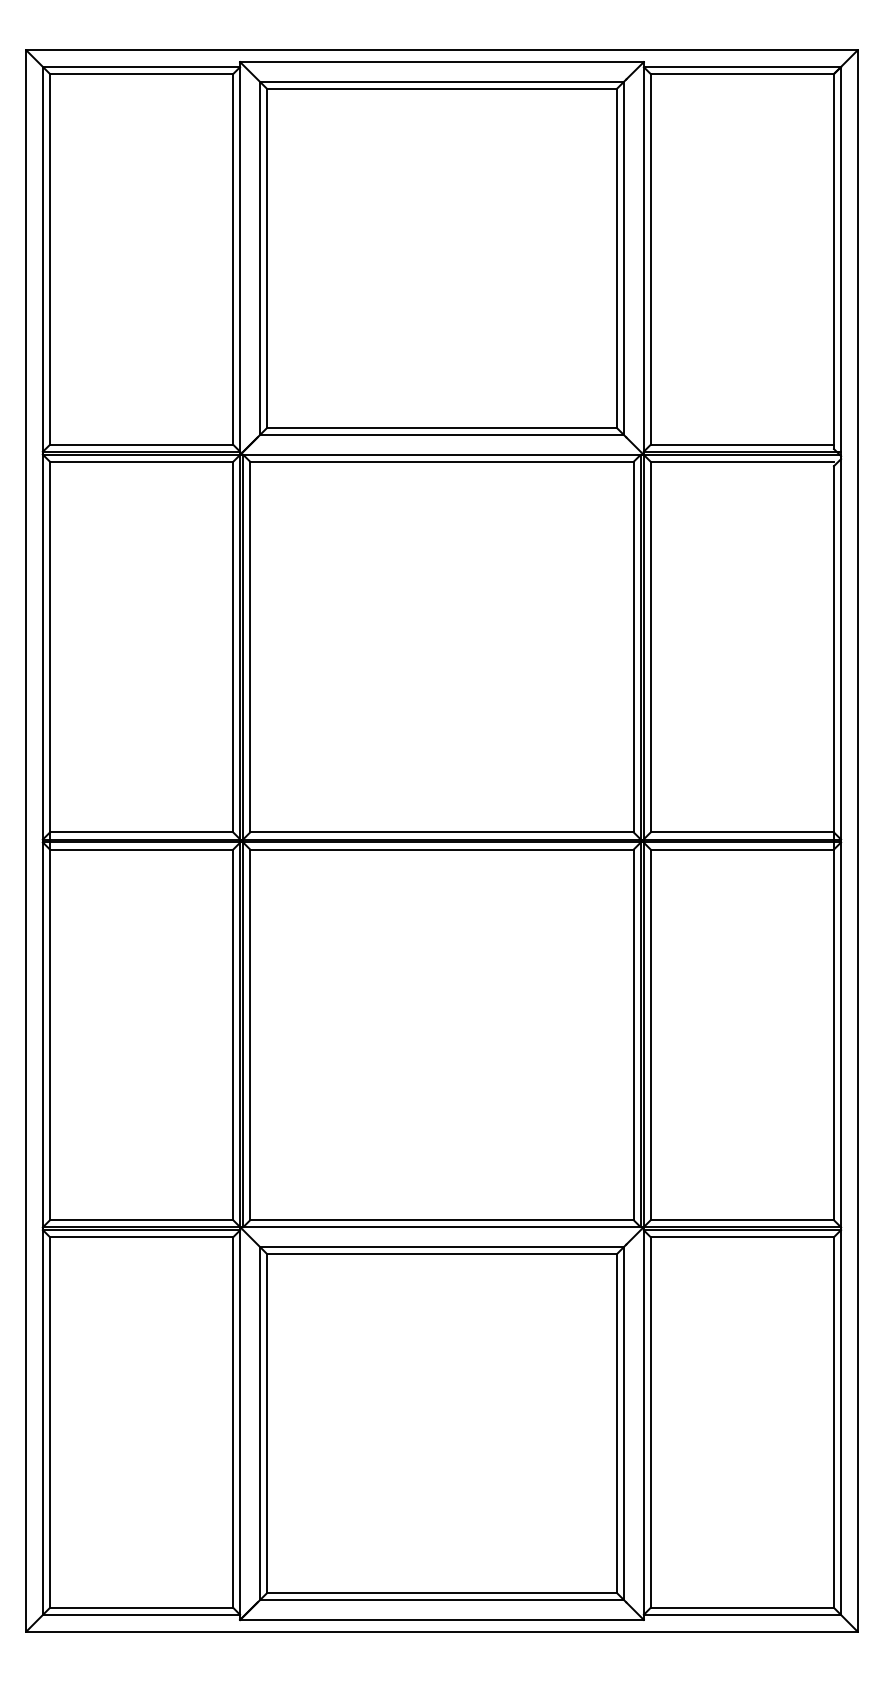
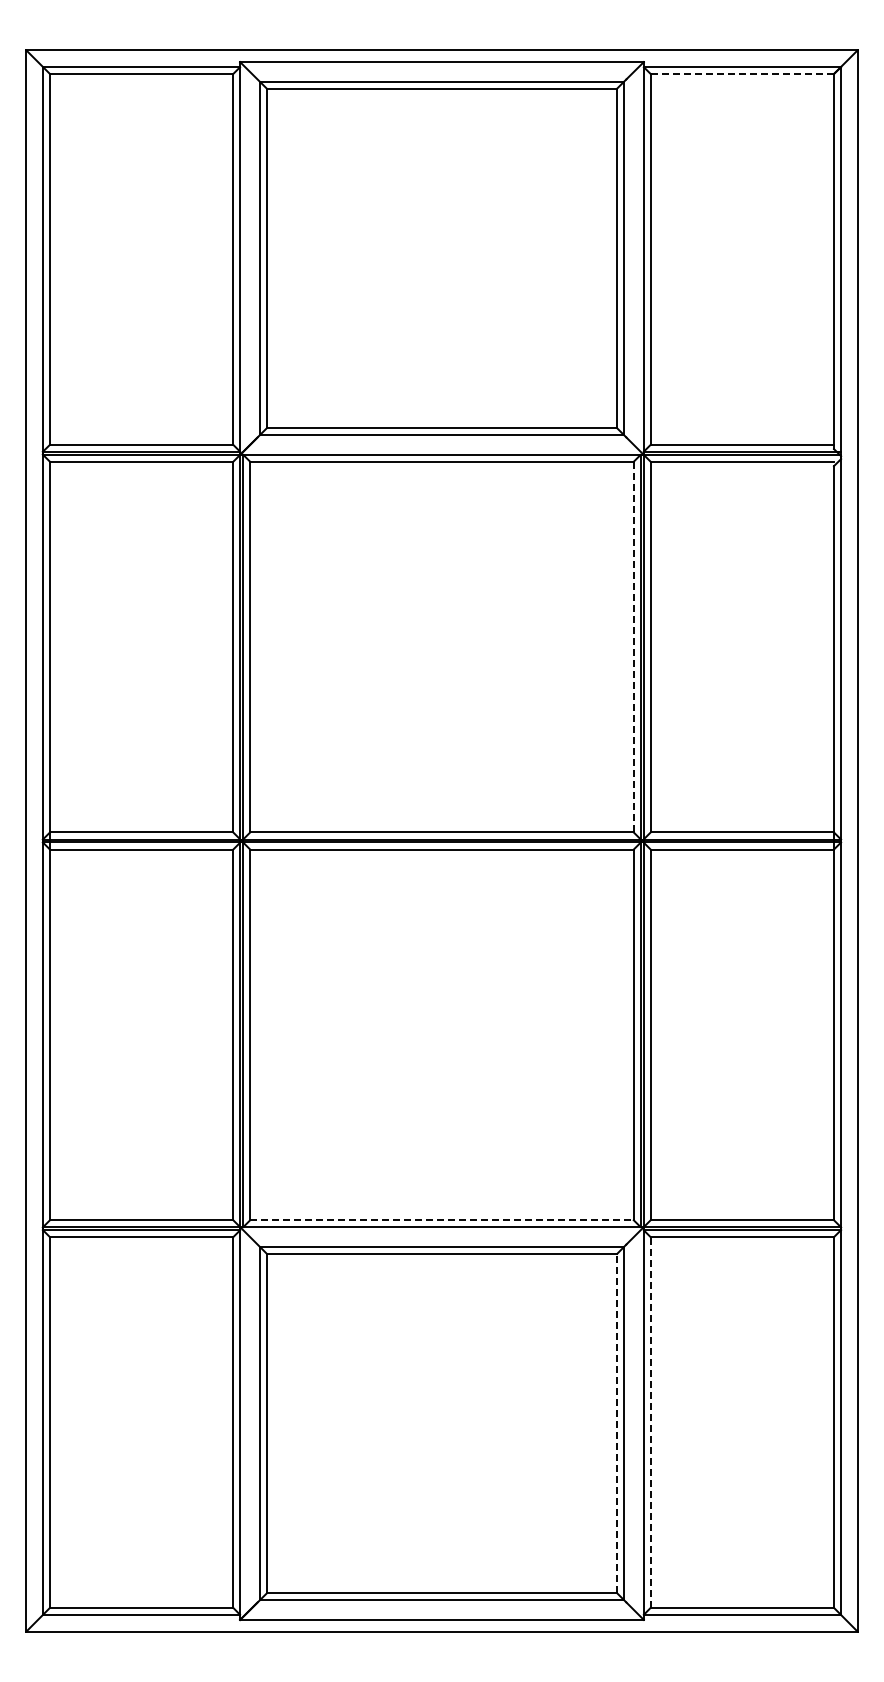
line: solid -> dashed (742, 73)
line: solid -> dashed (633, 646)
line: solid -> dashed (441, 1220)
line: solid -> dashed (650, 1422)
line: solid -> dashed (617, 1423)
